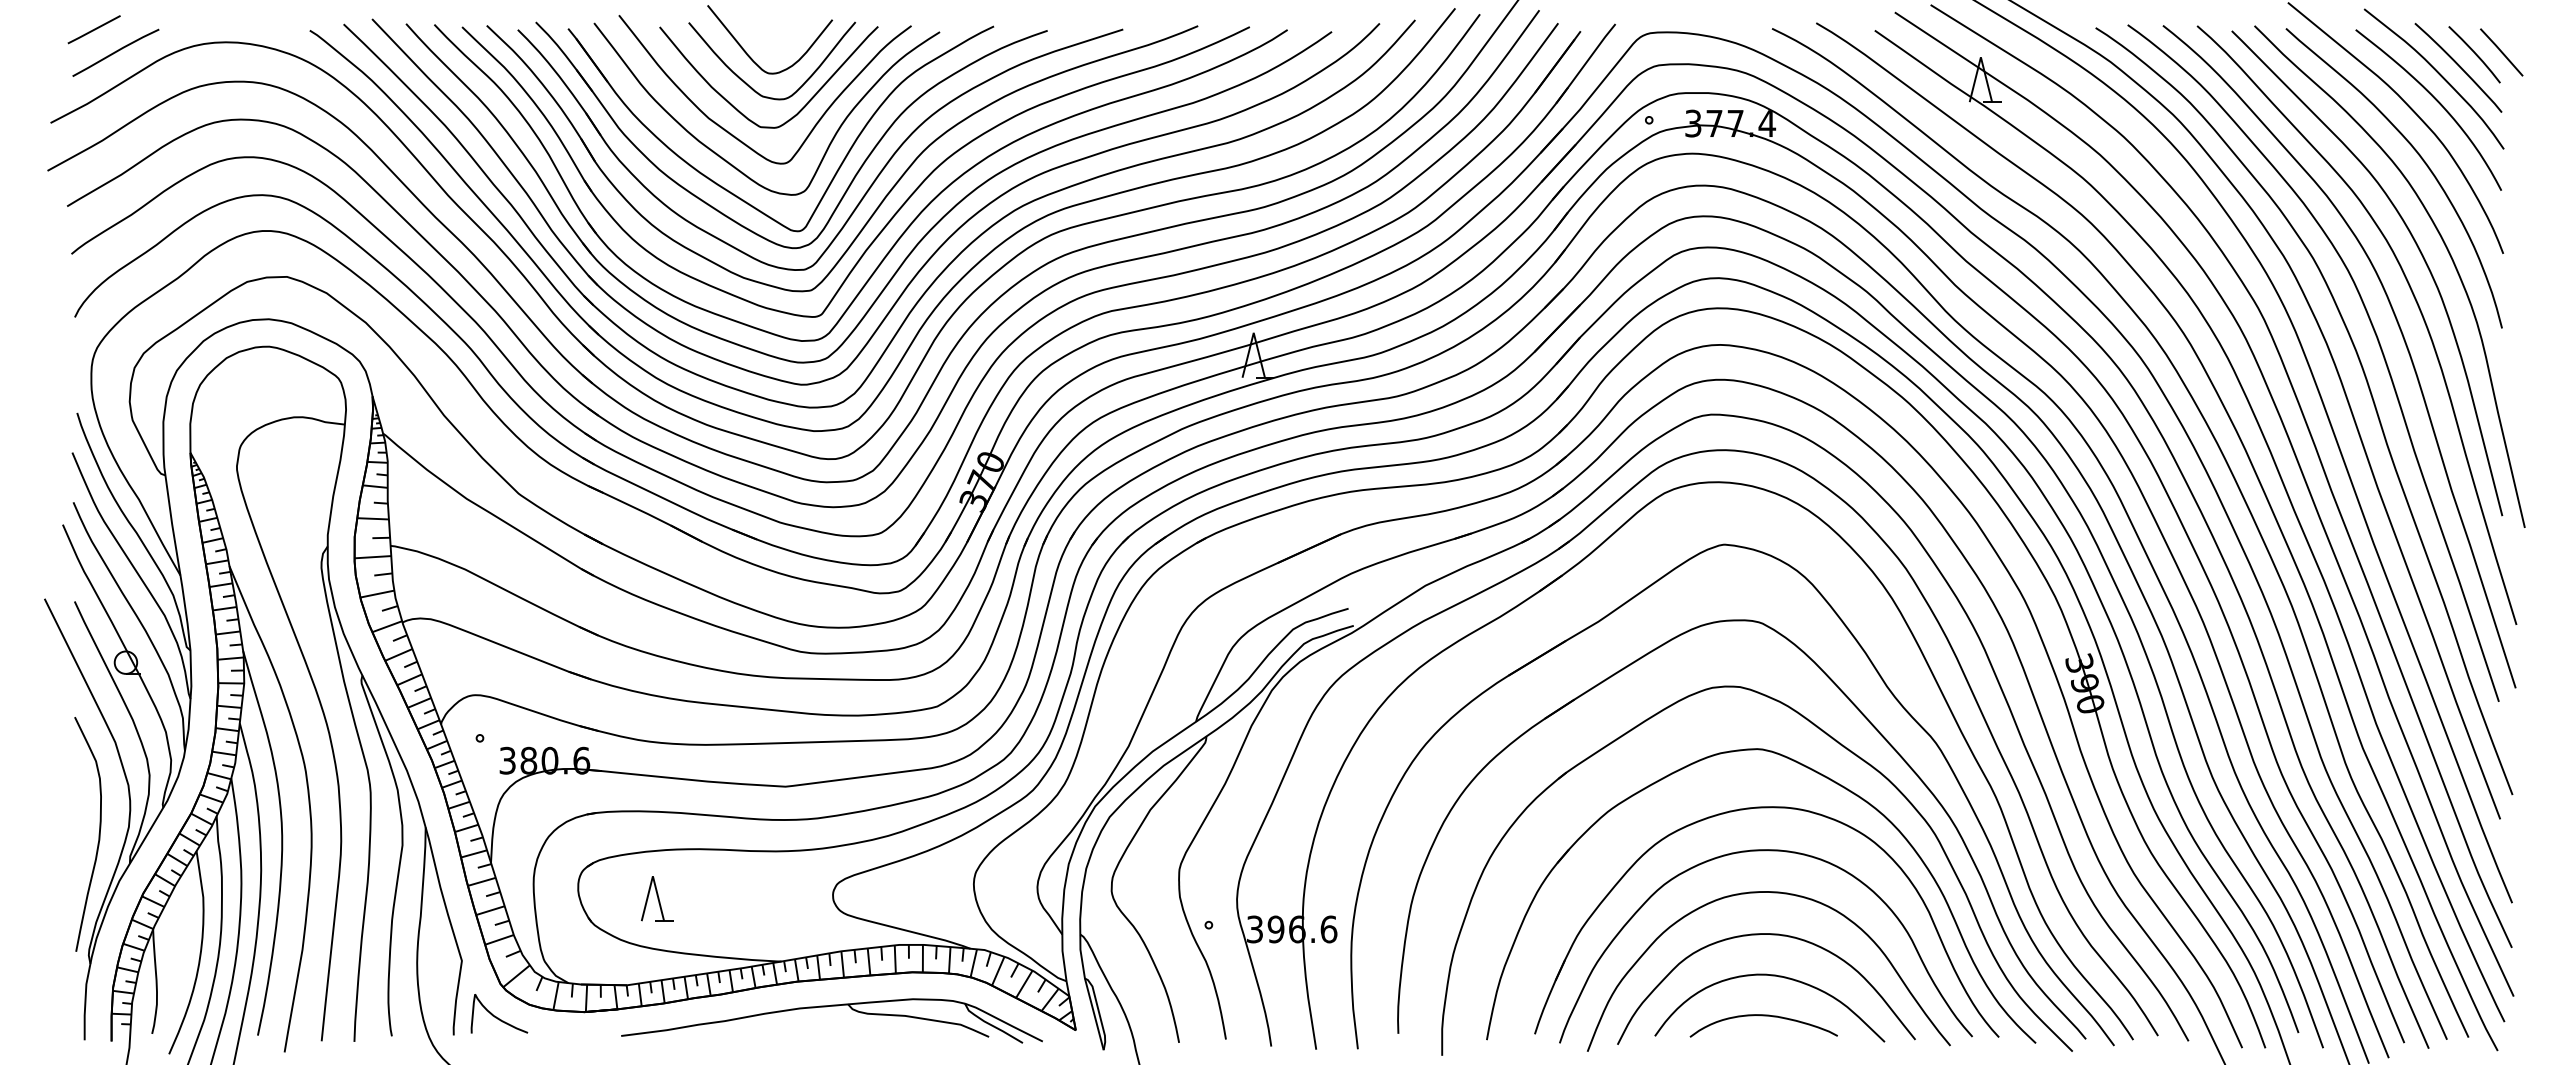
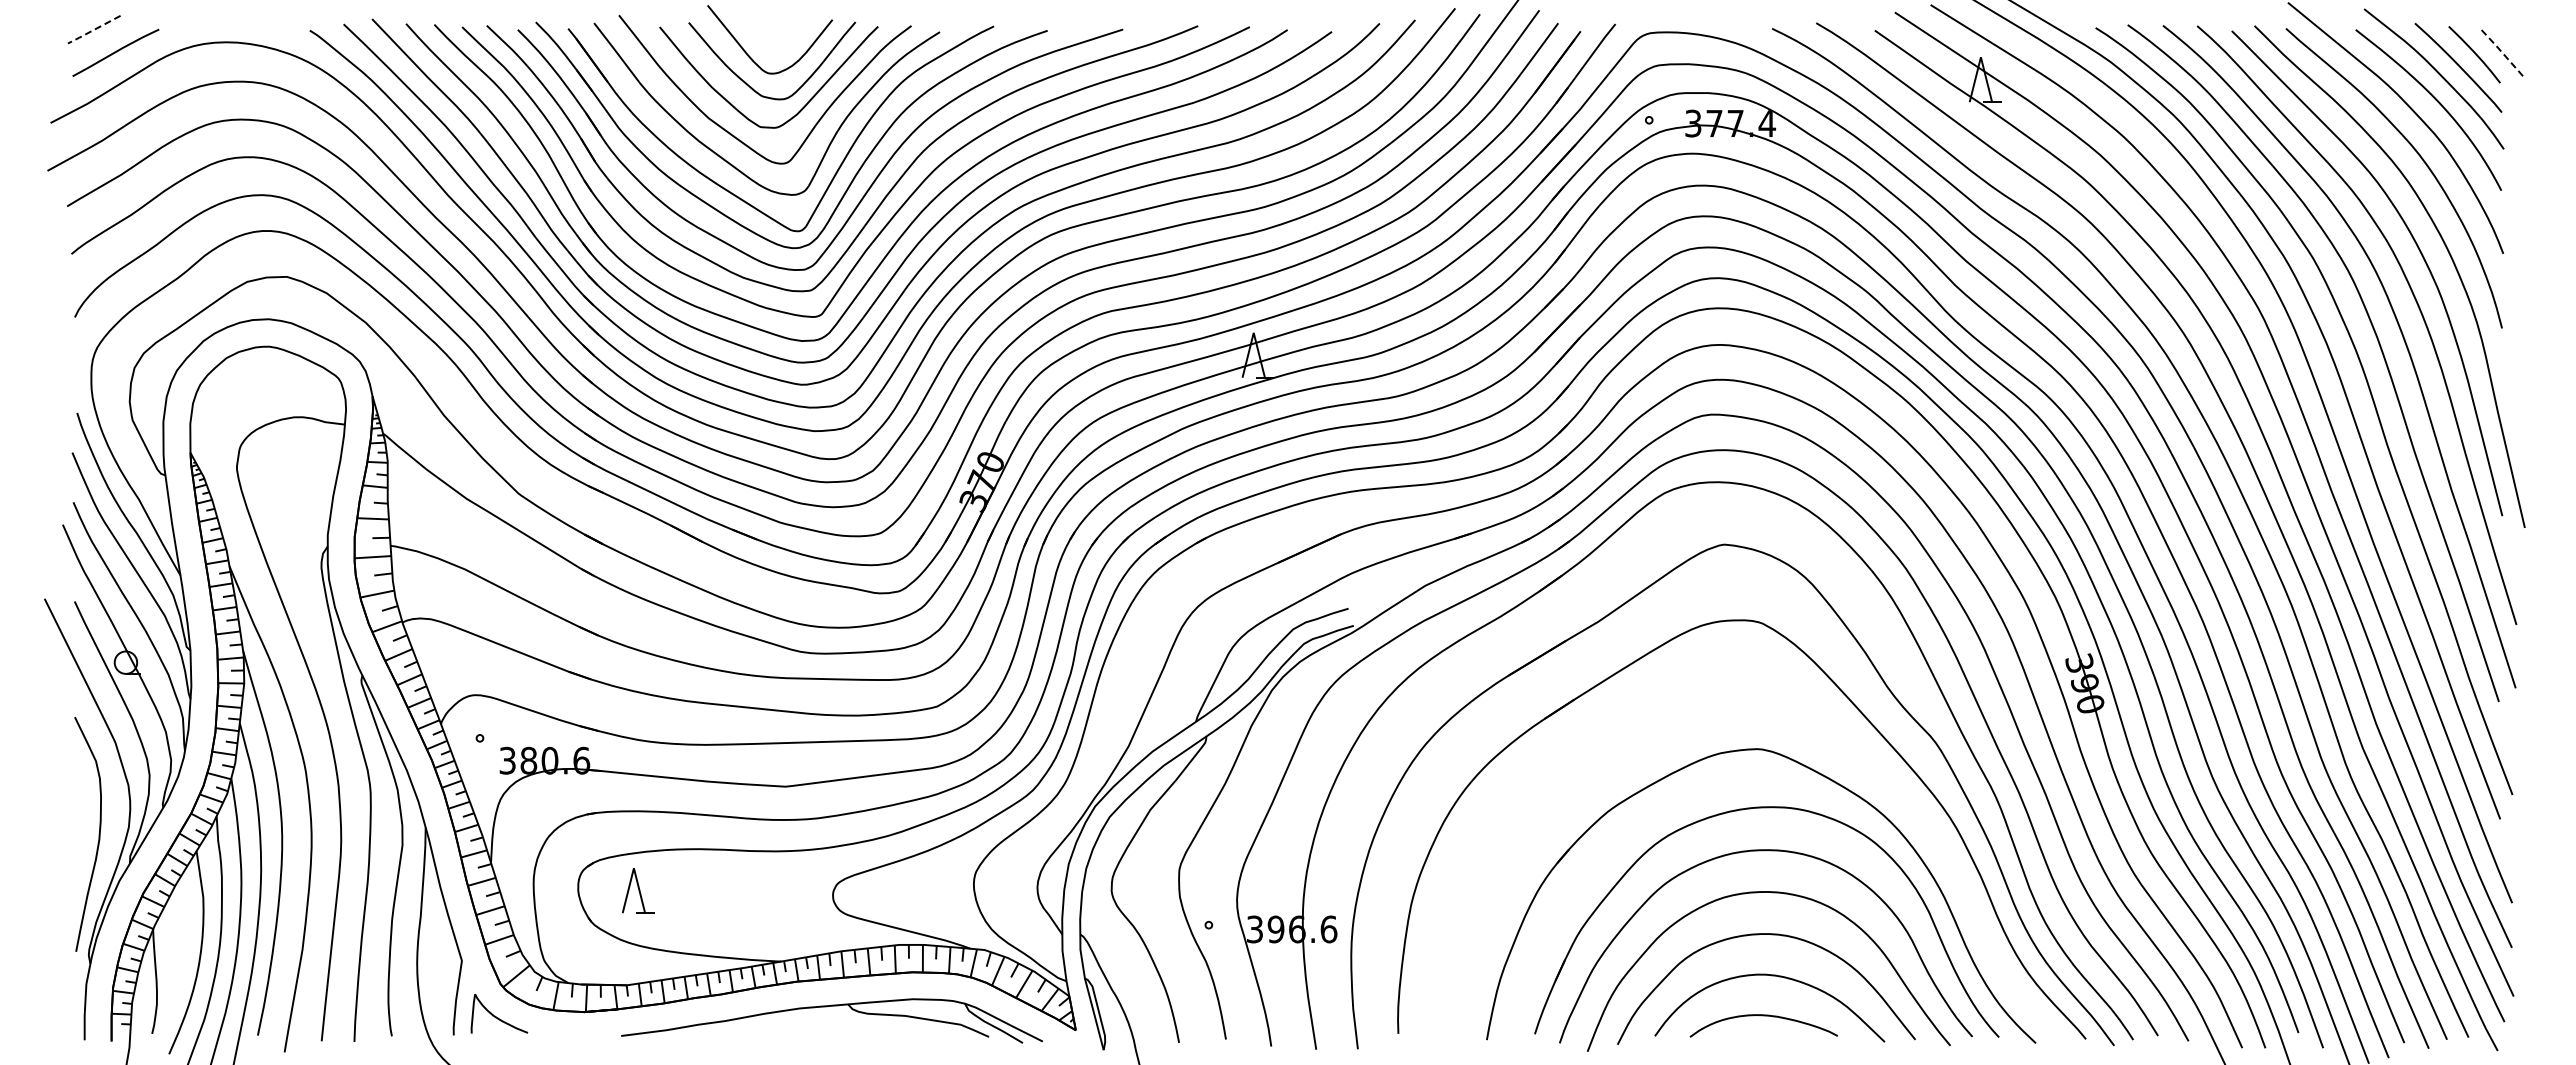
line: solid -> dashed (93, 30)
line: solid -> dashed (2501, 51)
part: present -> none (1844, 748)
part position: (657, 898) -> (638, 890) (638, 890)
